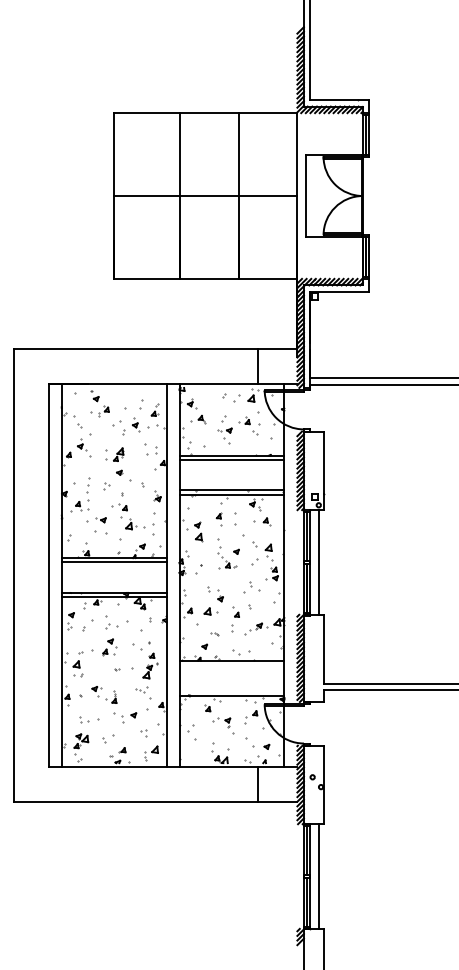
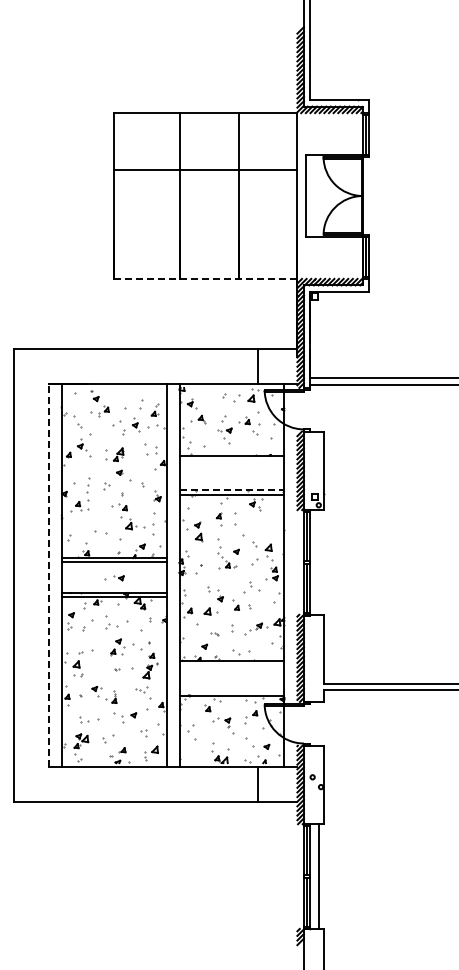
line position: (205, 196) -> (205, 170) (205, 170)
line: solid -> dashed (205, 278)
line: present -> none (231, 459)
line: solid -> dashed (232, 490)
part position: (96, 520) -> (114, 578) (114, 578)
part: present -> none (262, 521)
line: present -> none (319, 562)
line: solid -> dashed (48, 575)
part position: (235, 611) -> (235, 604) (235, 604)
part position: (109, 647) -> (117, 647) (117, 647)
